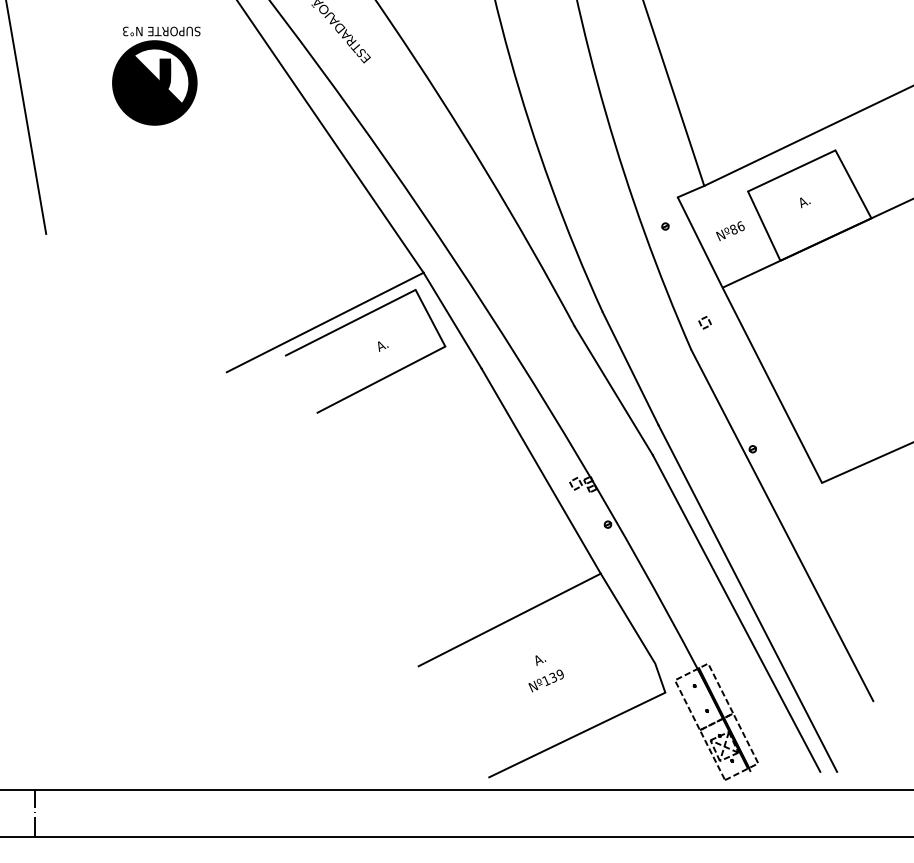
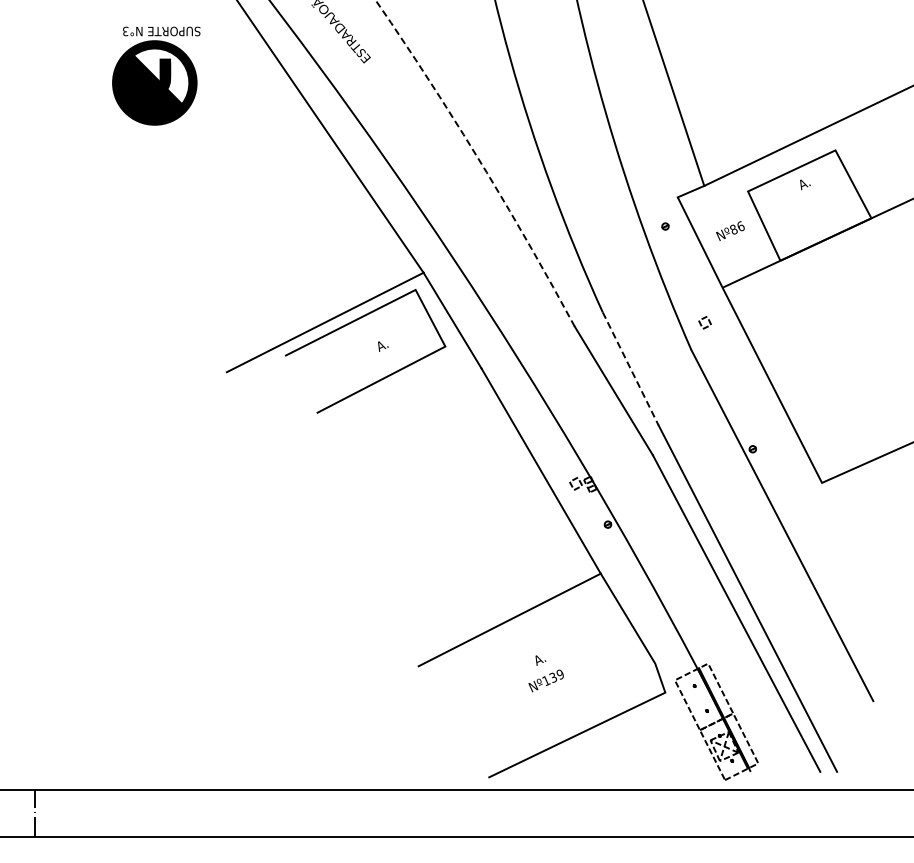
line: present -> none (26, 117)
arc: solid -> dashed (479, 160)
text position: (805, 202) -> (805, 184) (805, 184)
line: solid -> dashed (630, 368)
